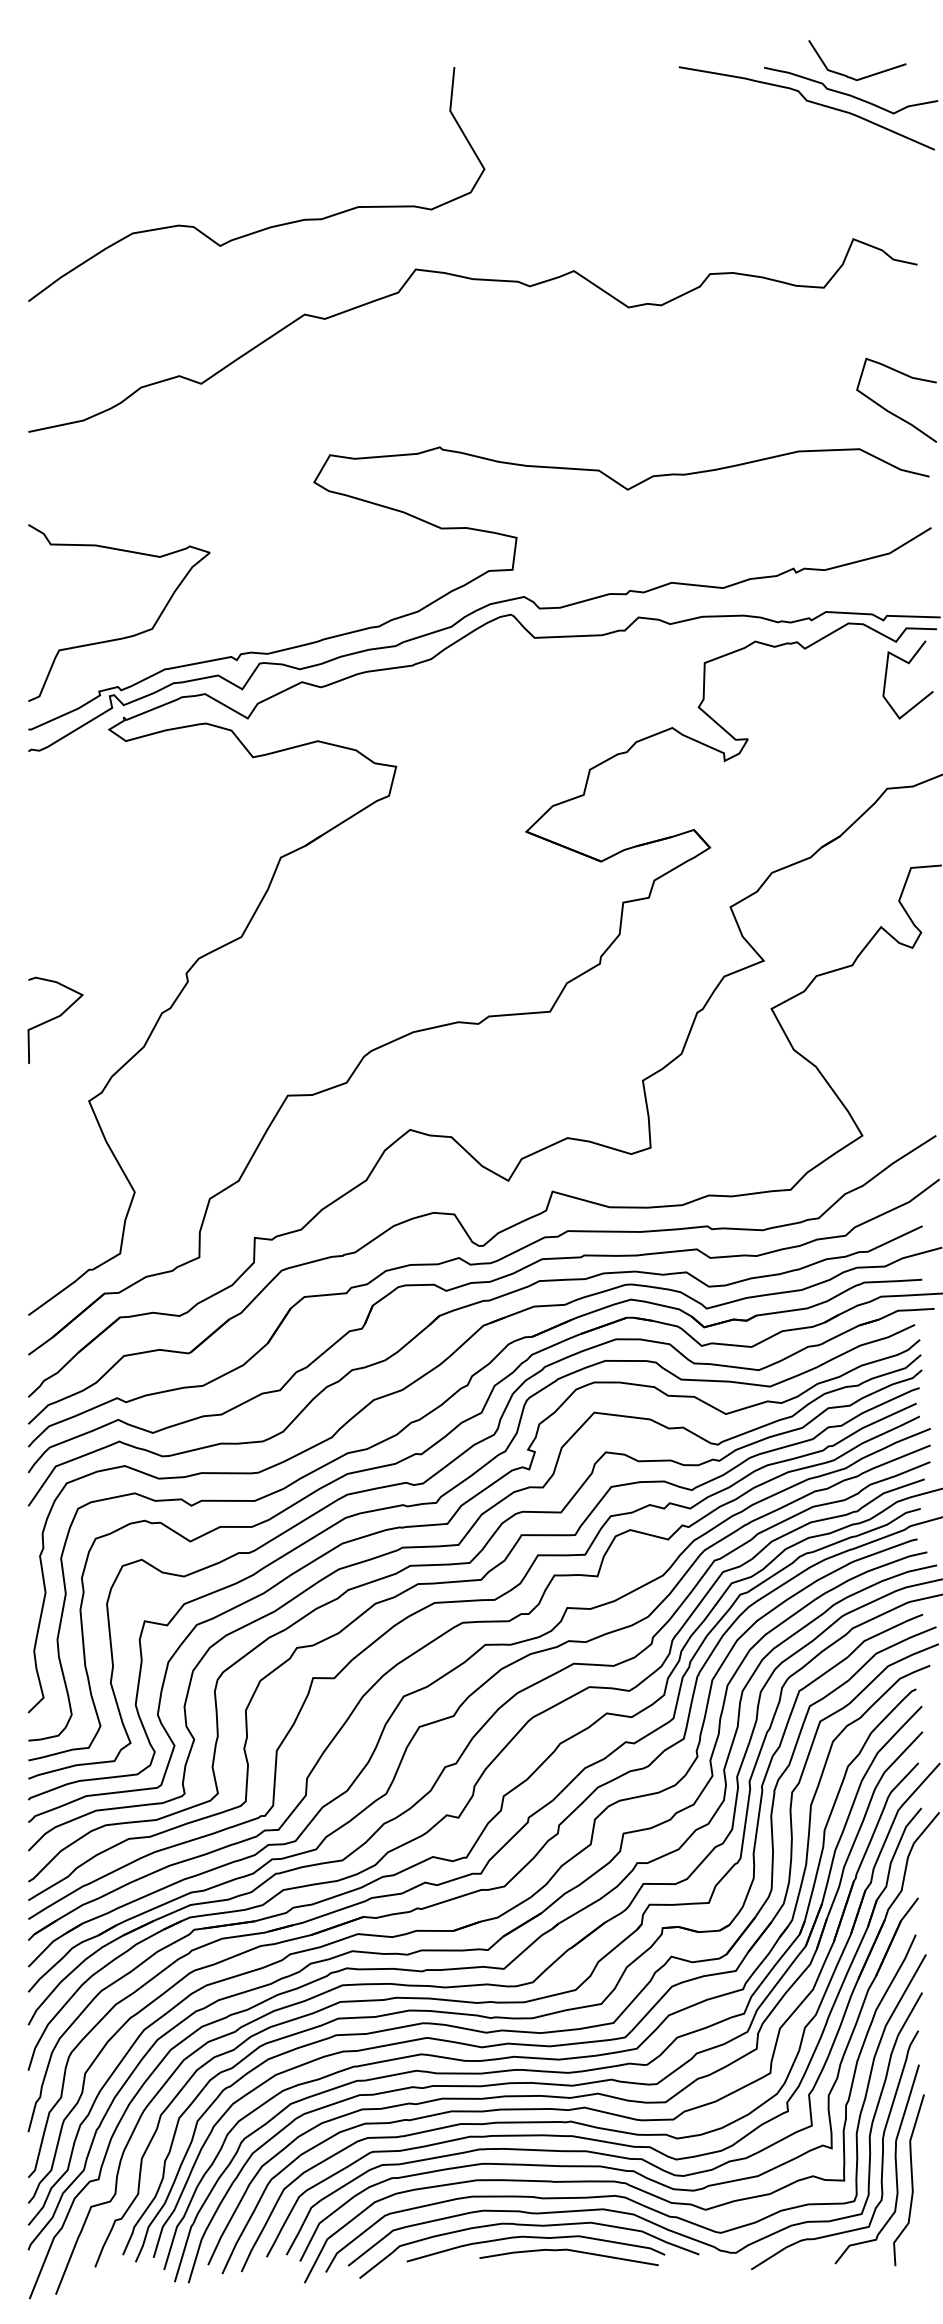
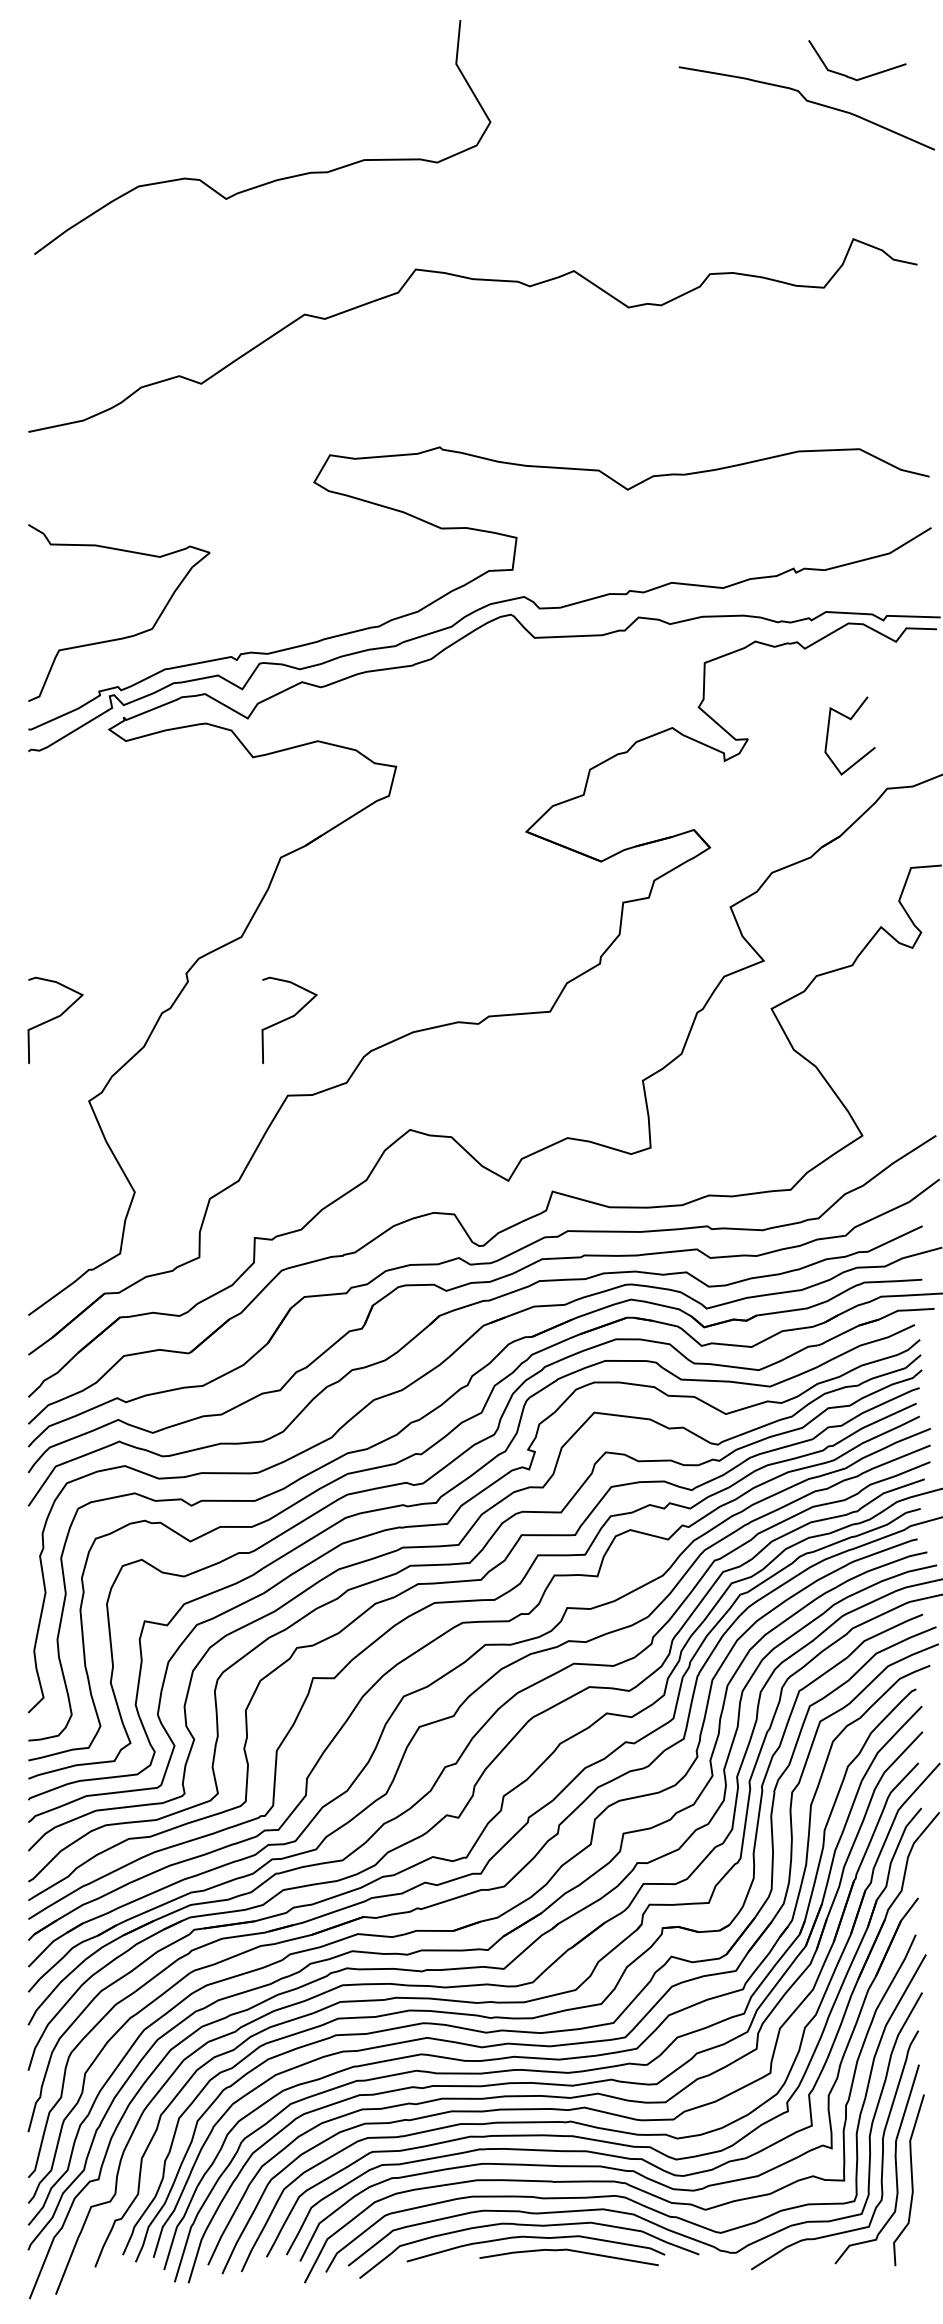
curve: present -> none (850, 94)
curve position: (269, 226) -> (275, 179) (275, 179)
curve: present -> none (890, 411)
curve position: (908, 664) -> (850, 720) (850, 720)
curve: none -> present (289, 1018)
